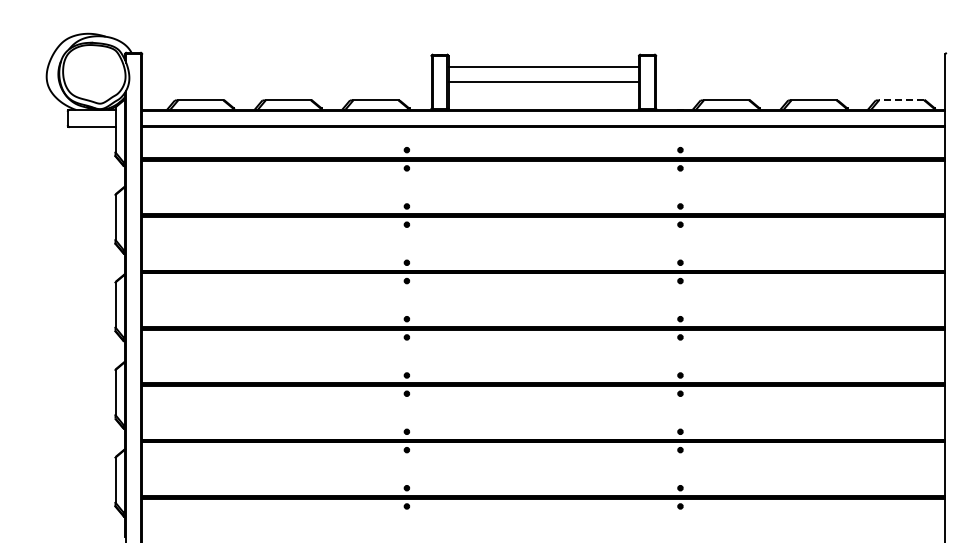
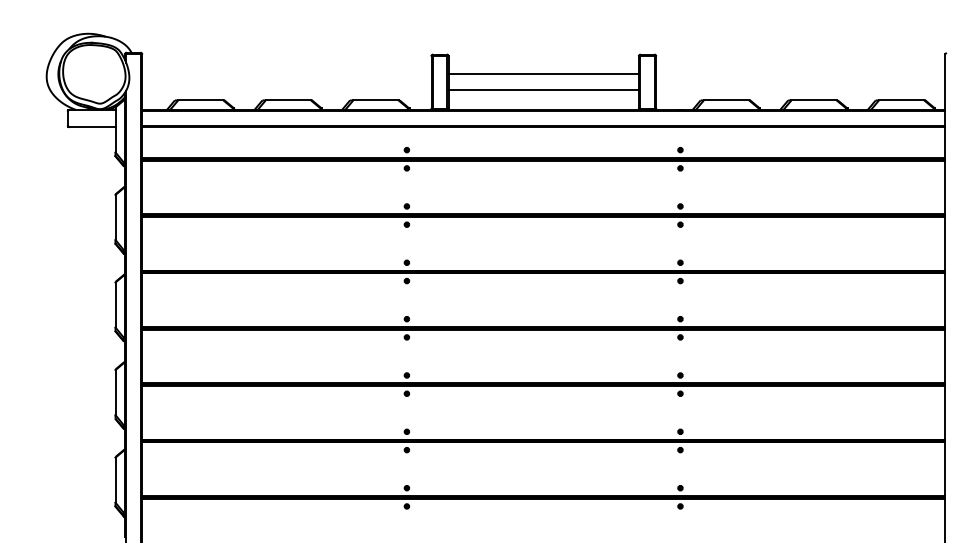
line position: (543, 67) -> (543, 74) (543, 74)
line position: (543, 82) -> (543, 90) (543, 90)
line: dashed -> solid (901, 100)
